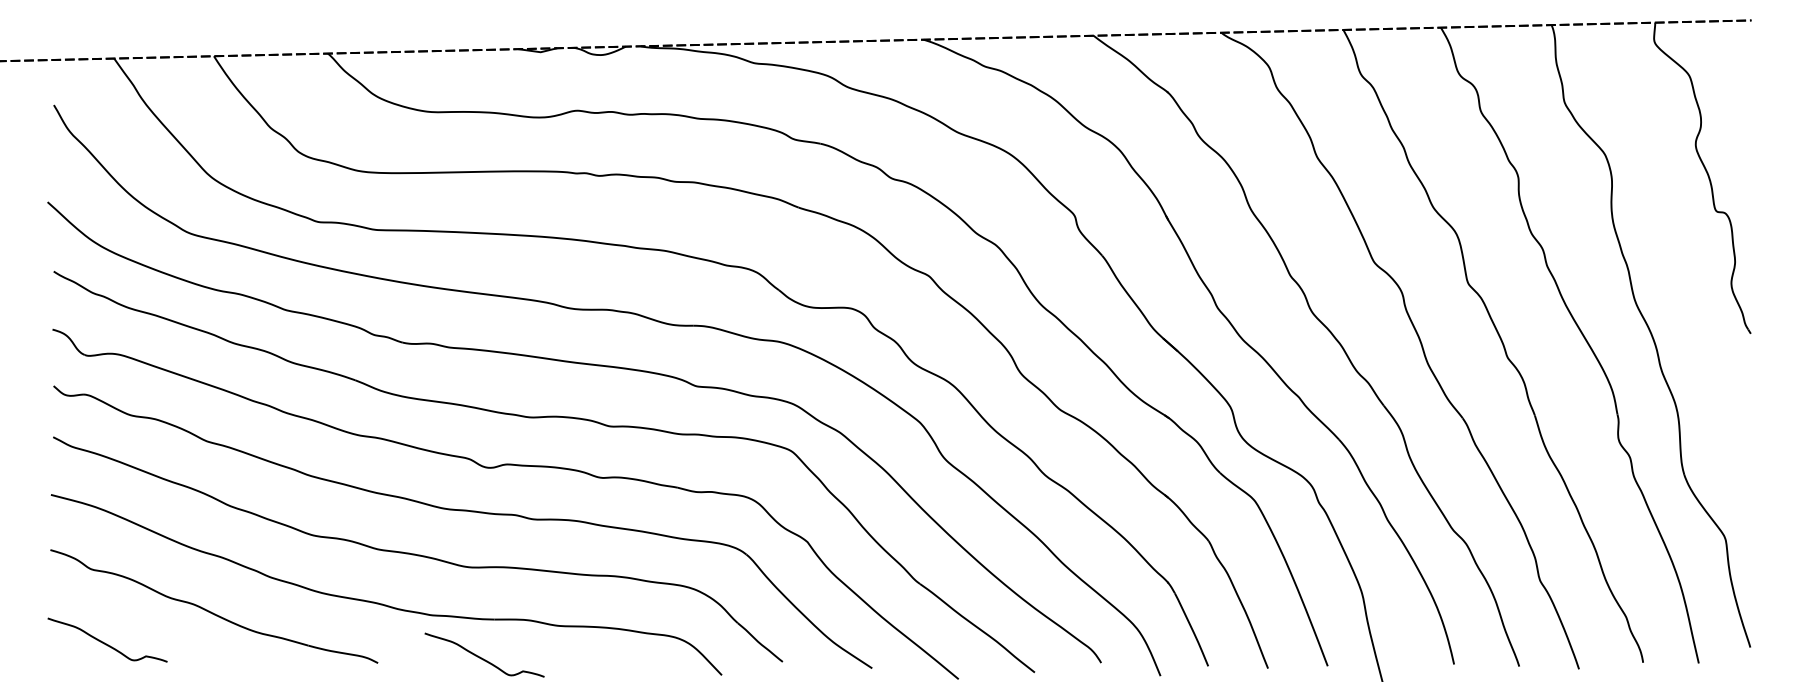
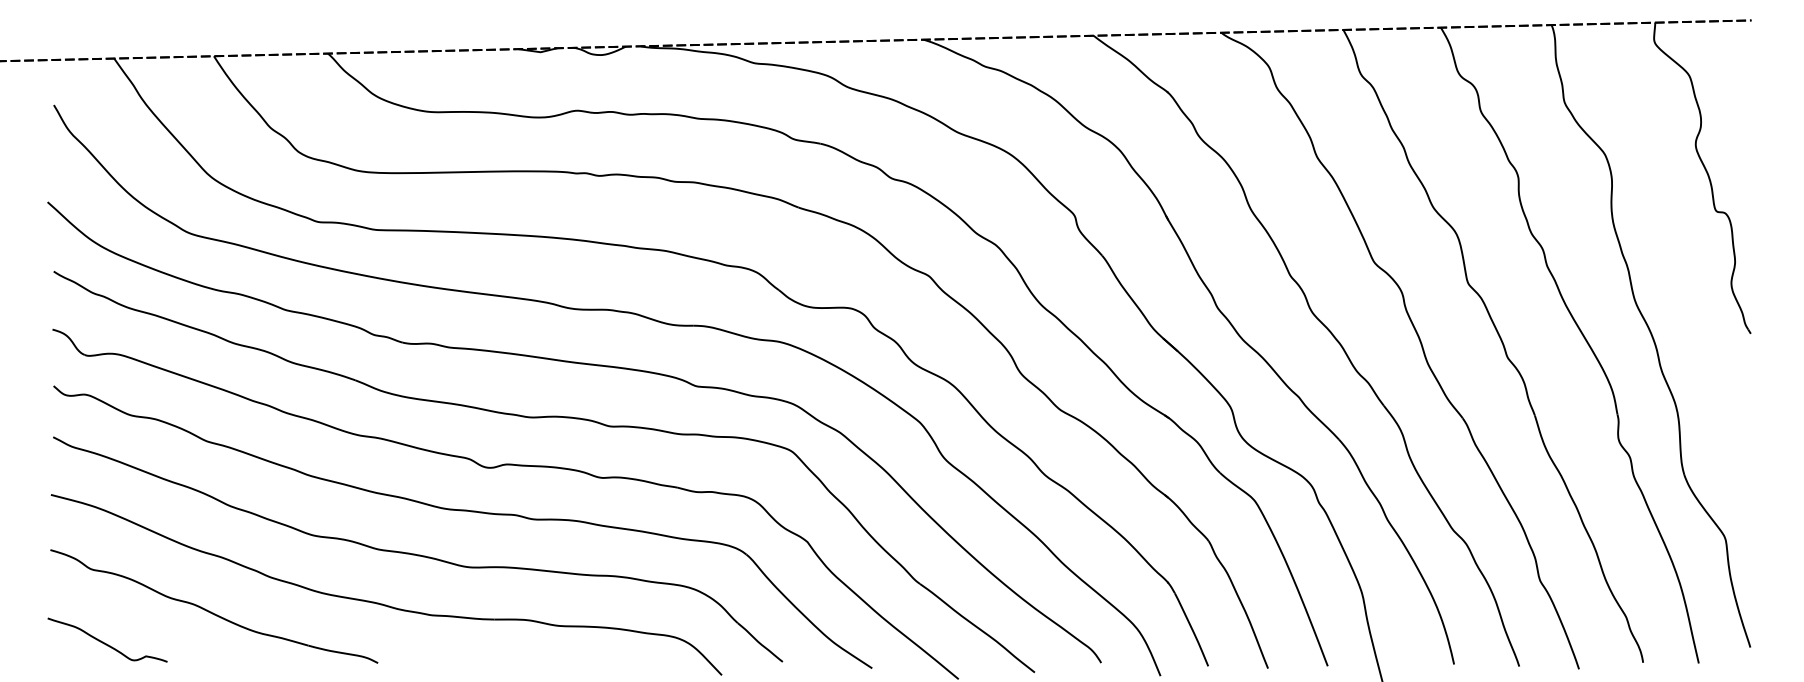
curve: present -> none (483, 658)
